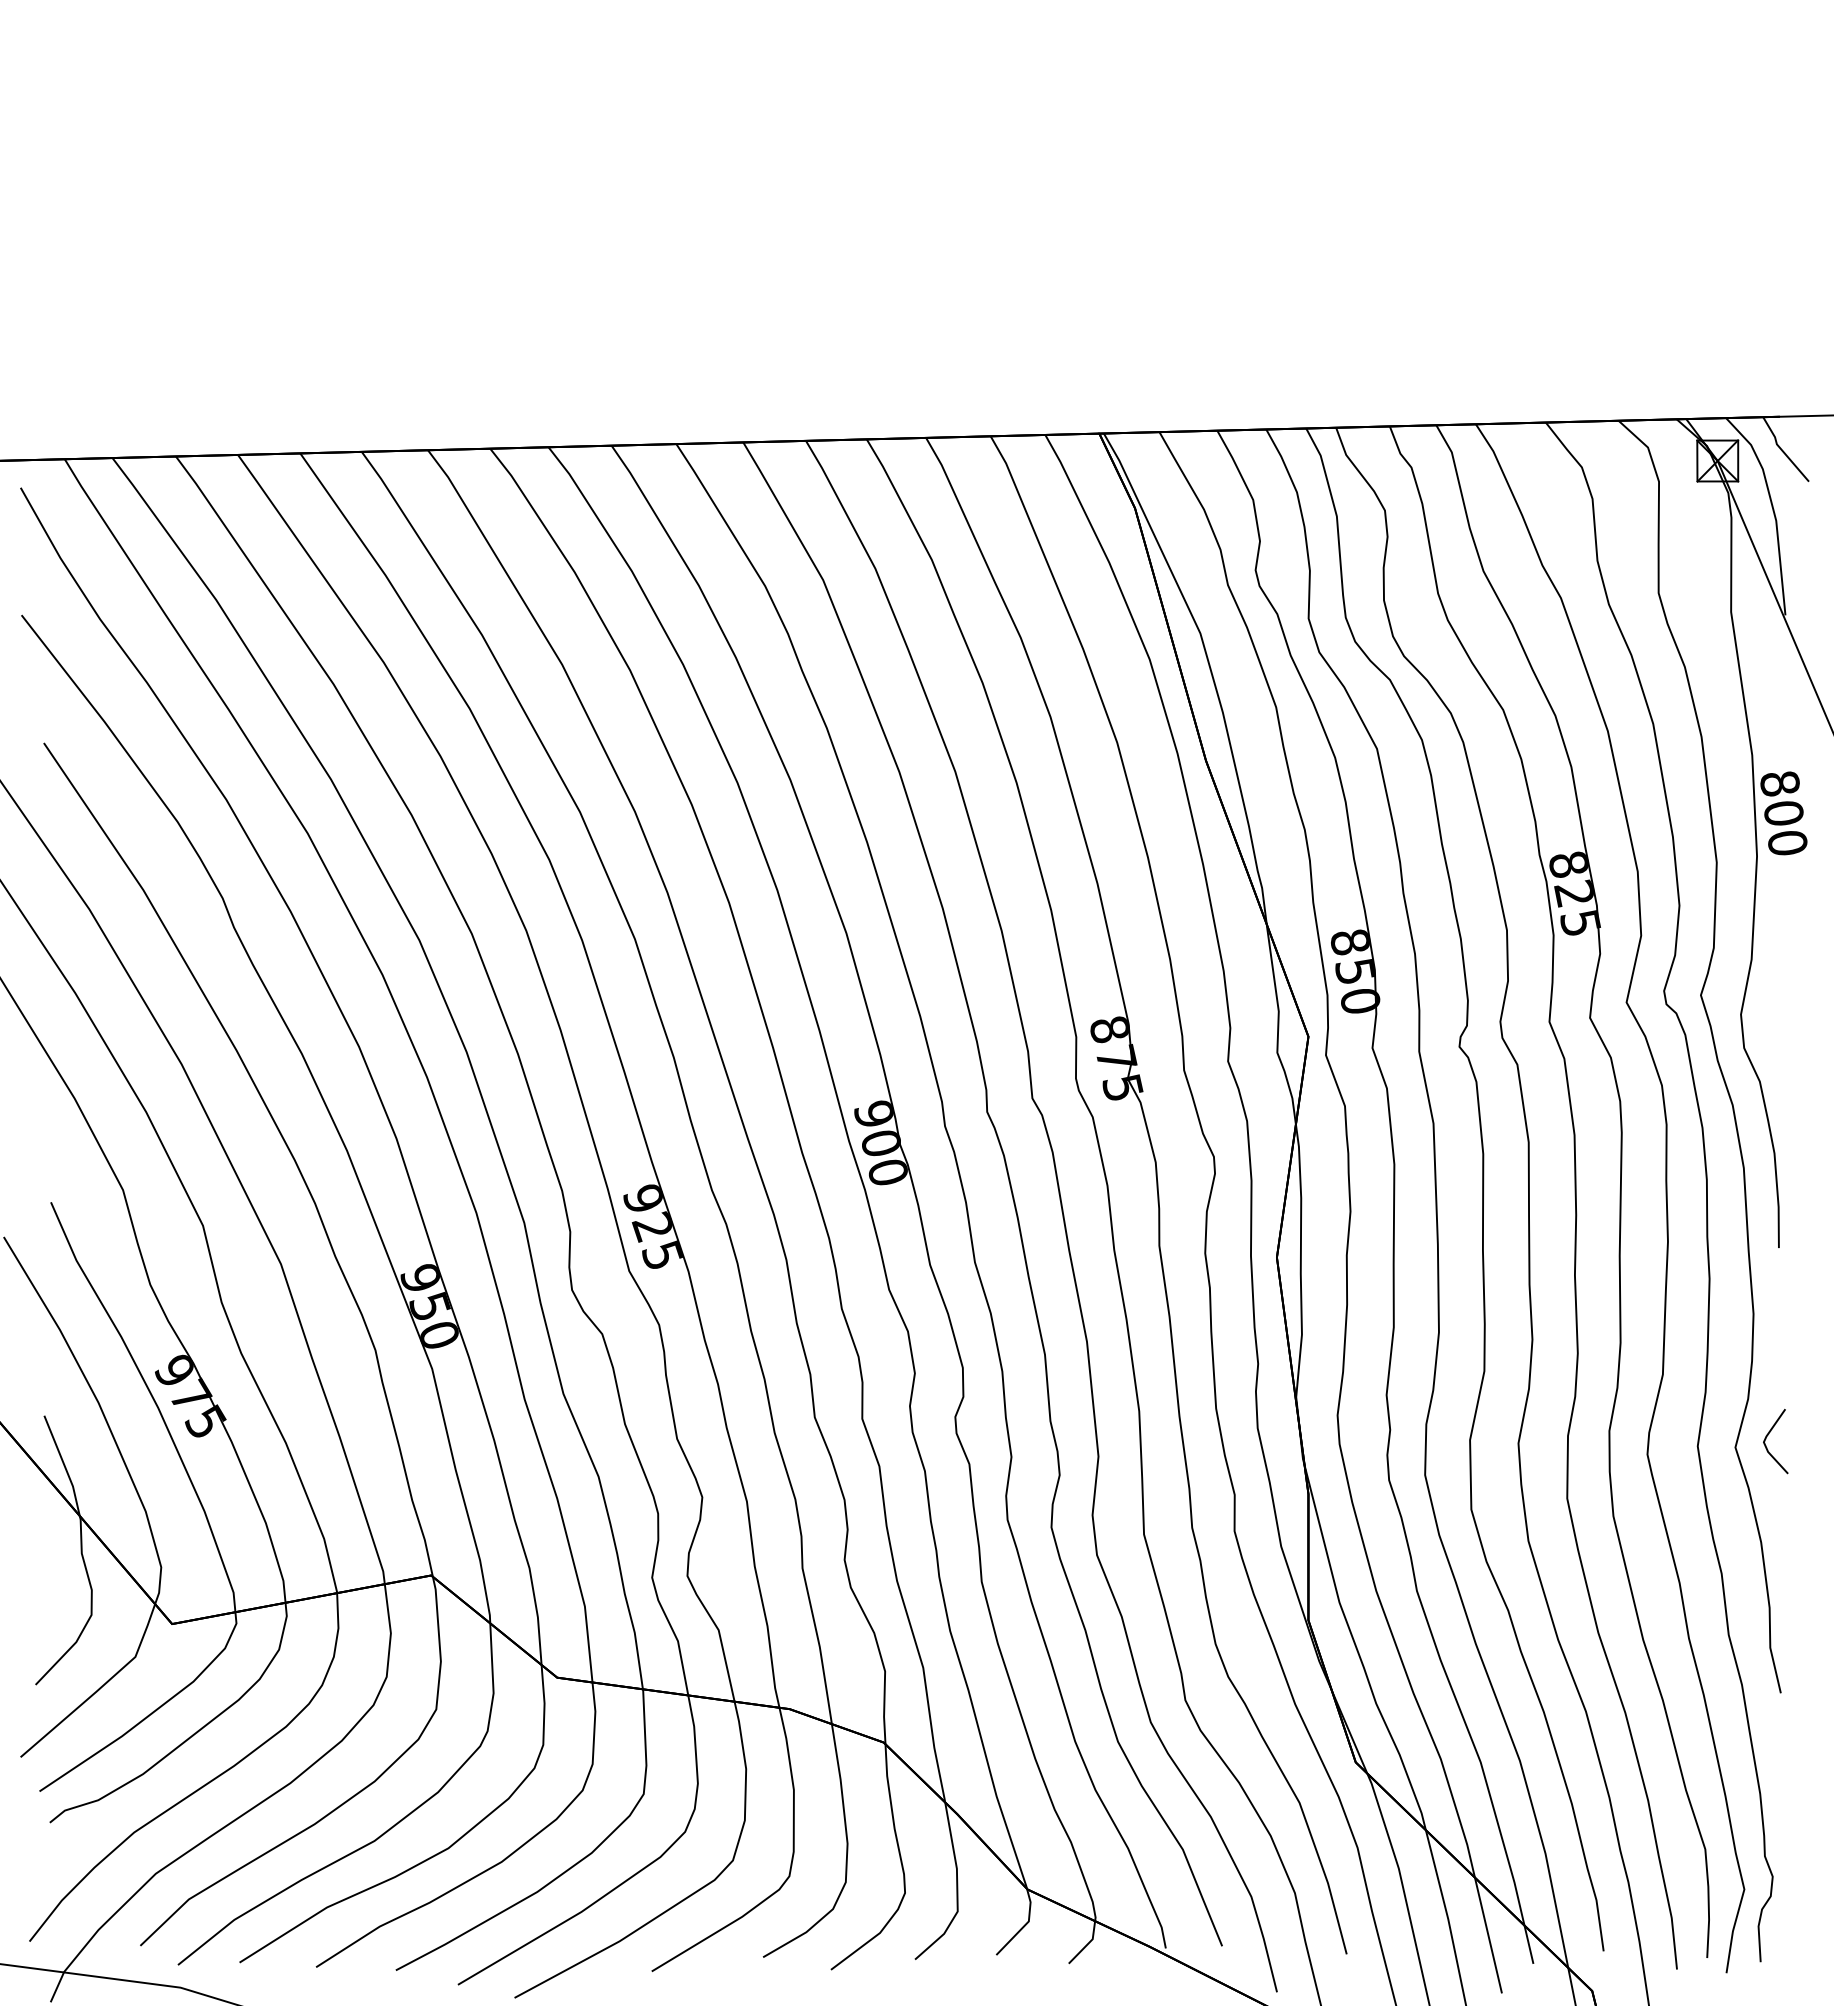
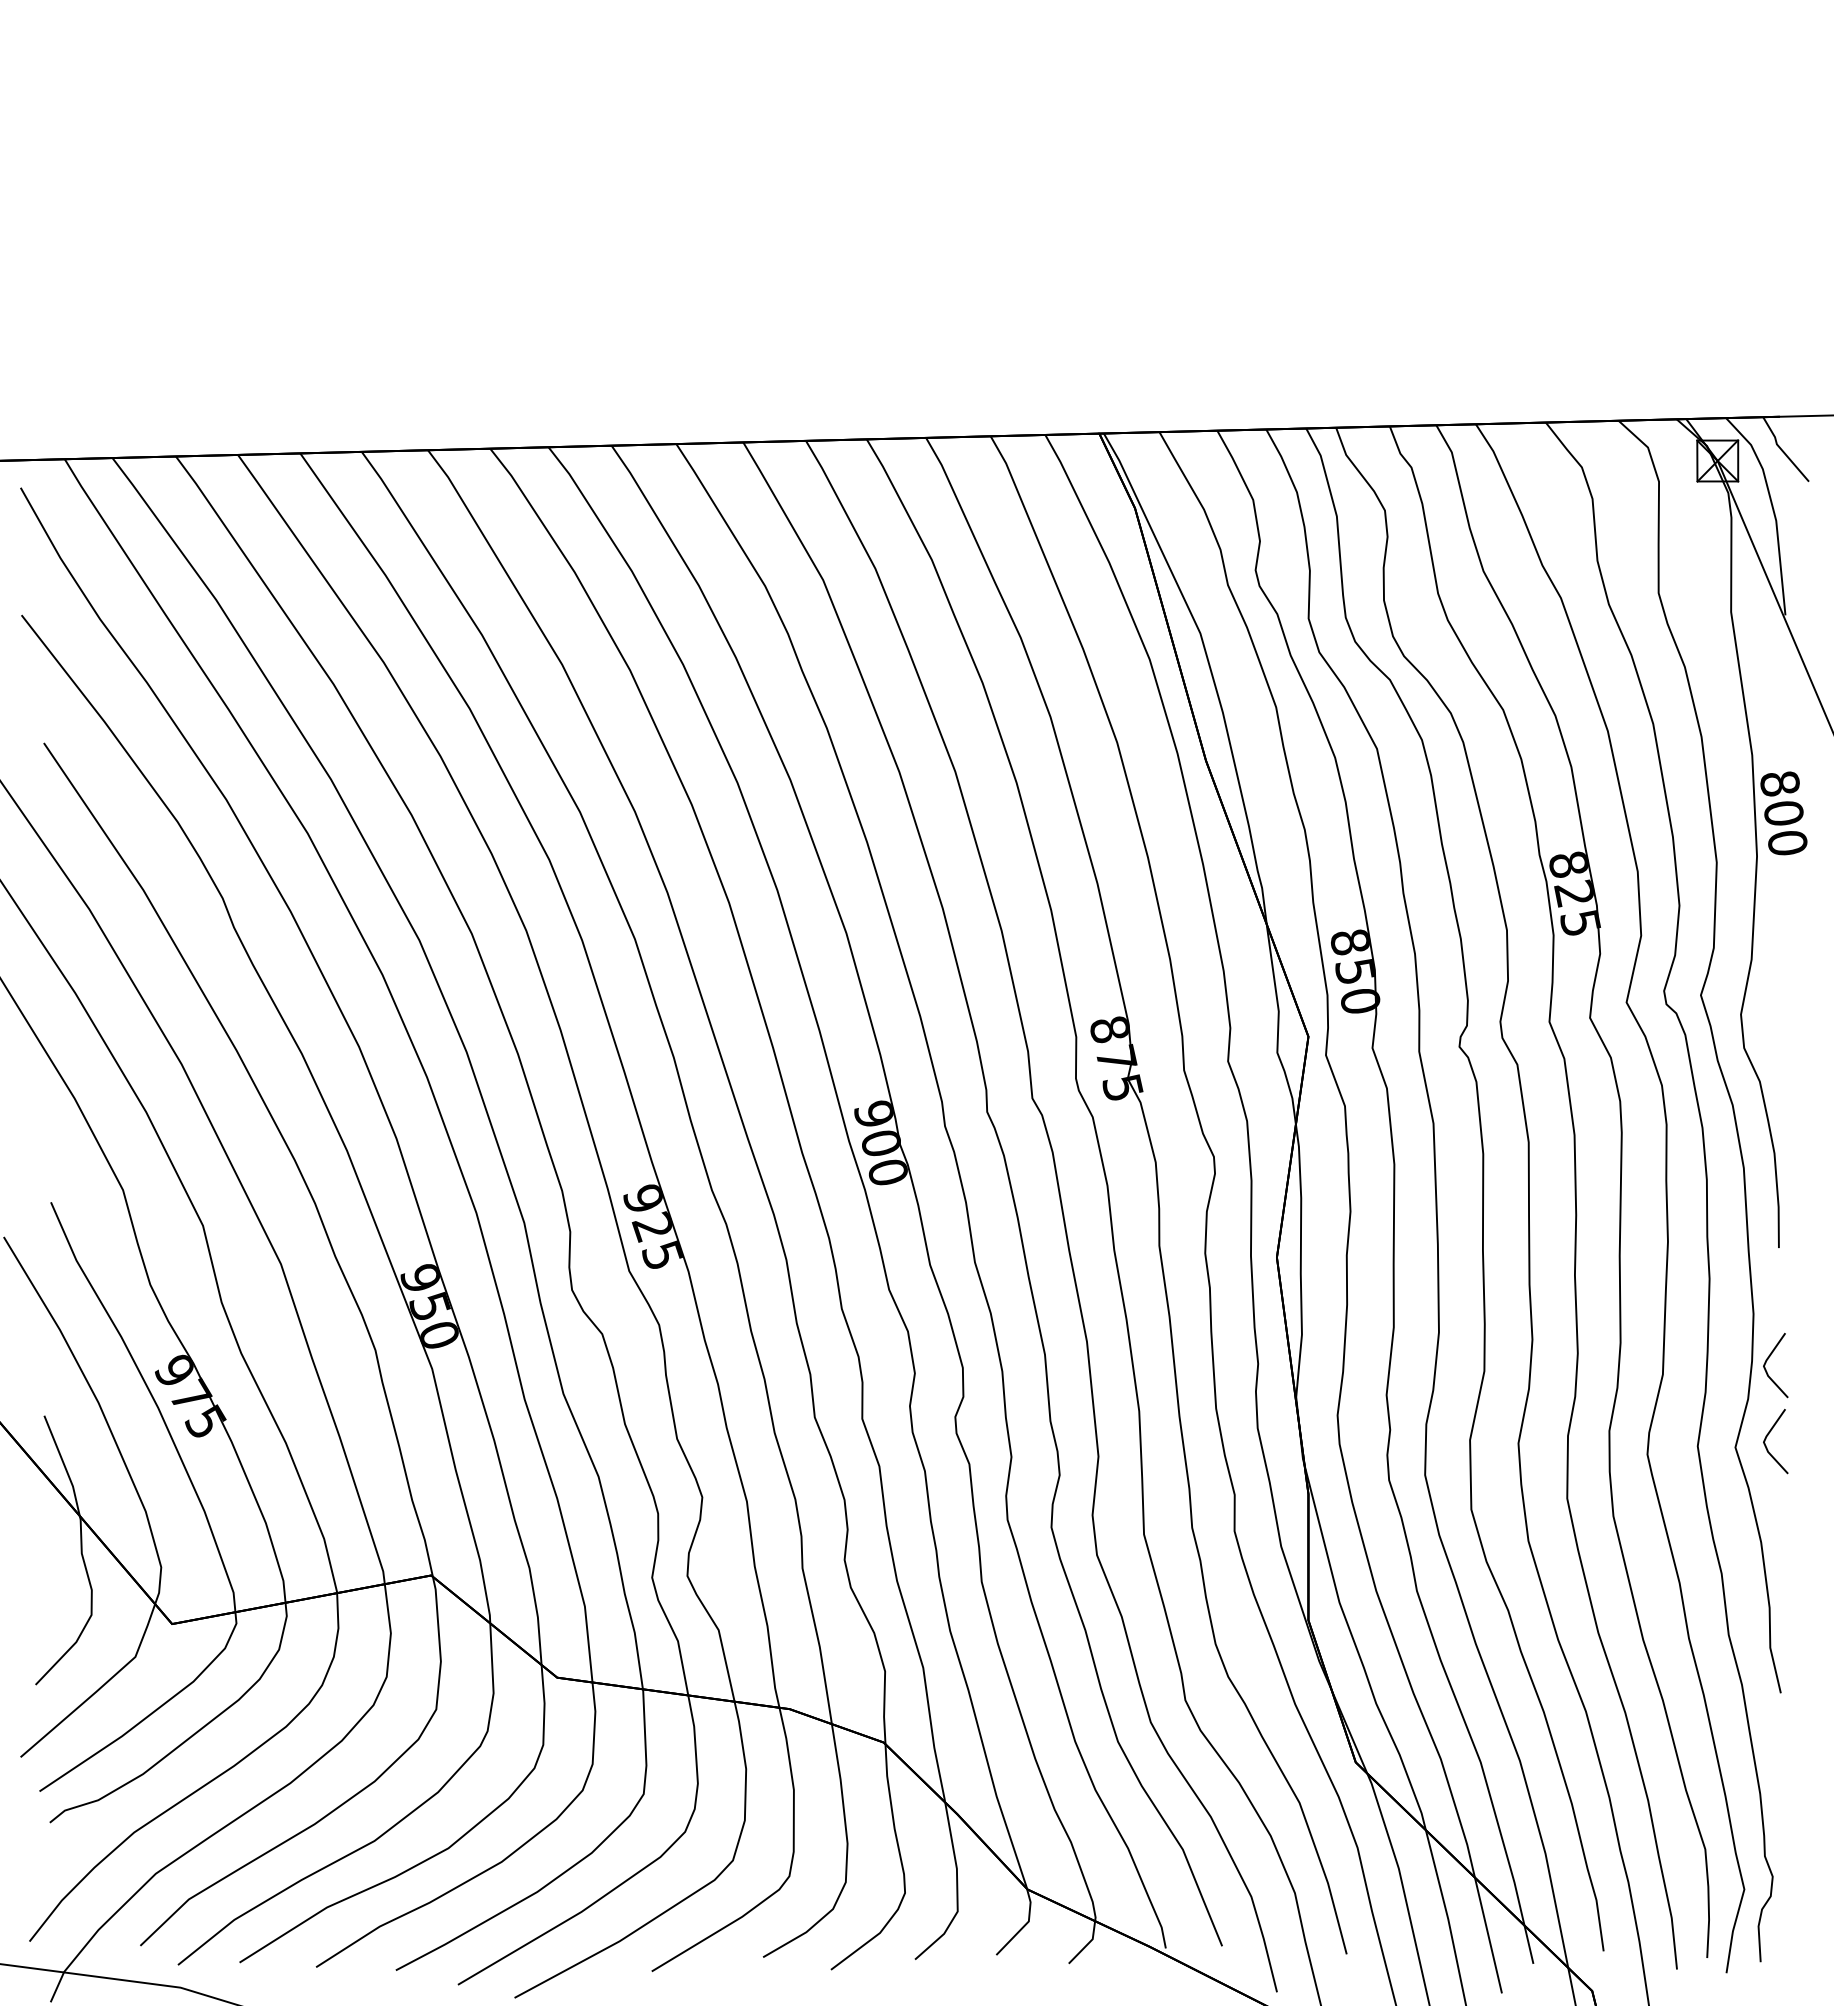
line: none -> present (1768, 1359)
